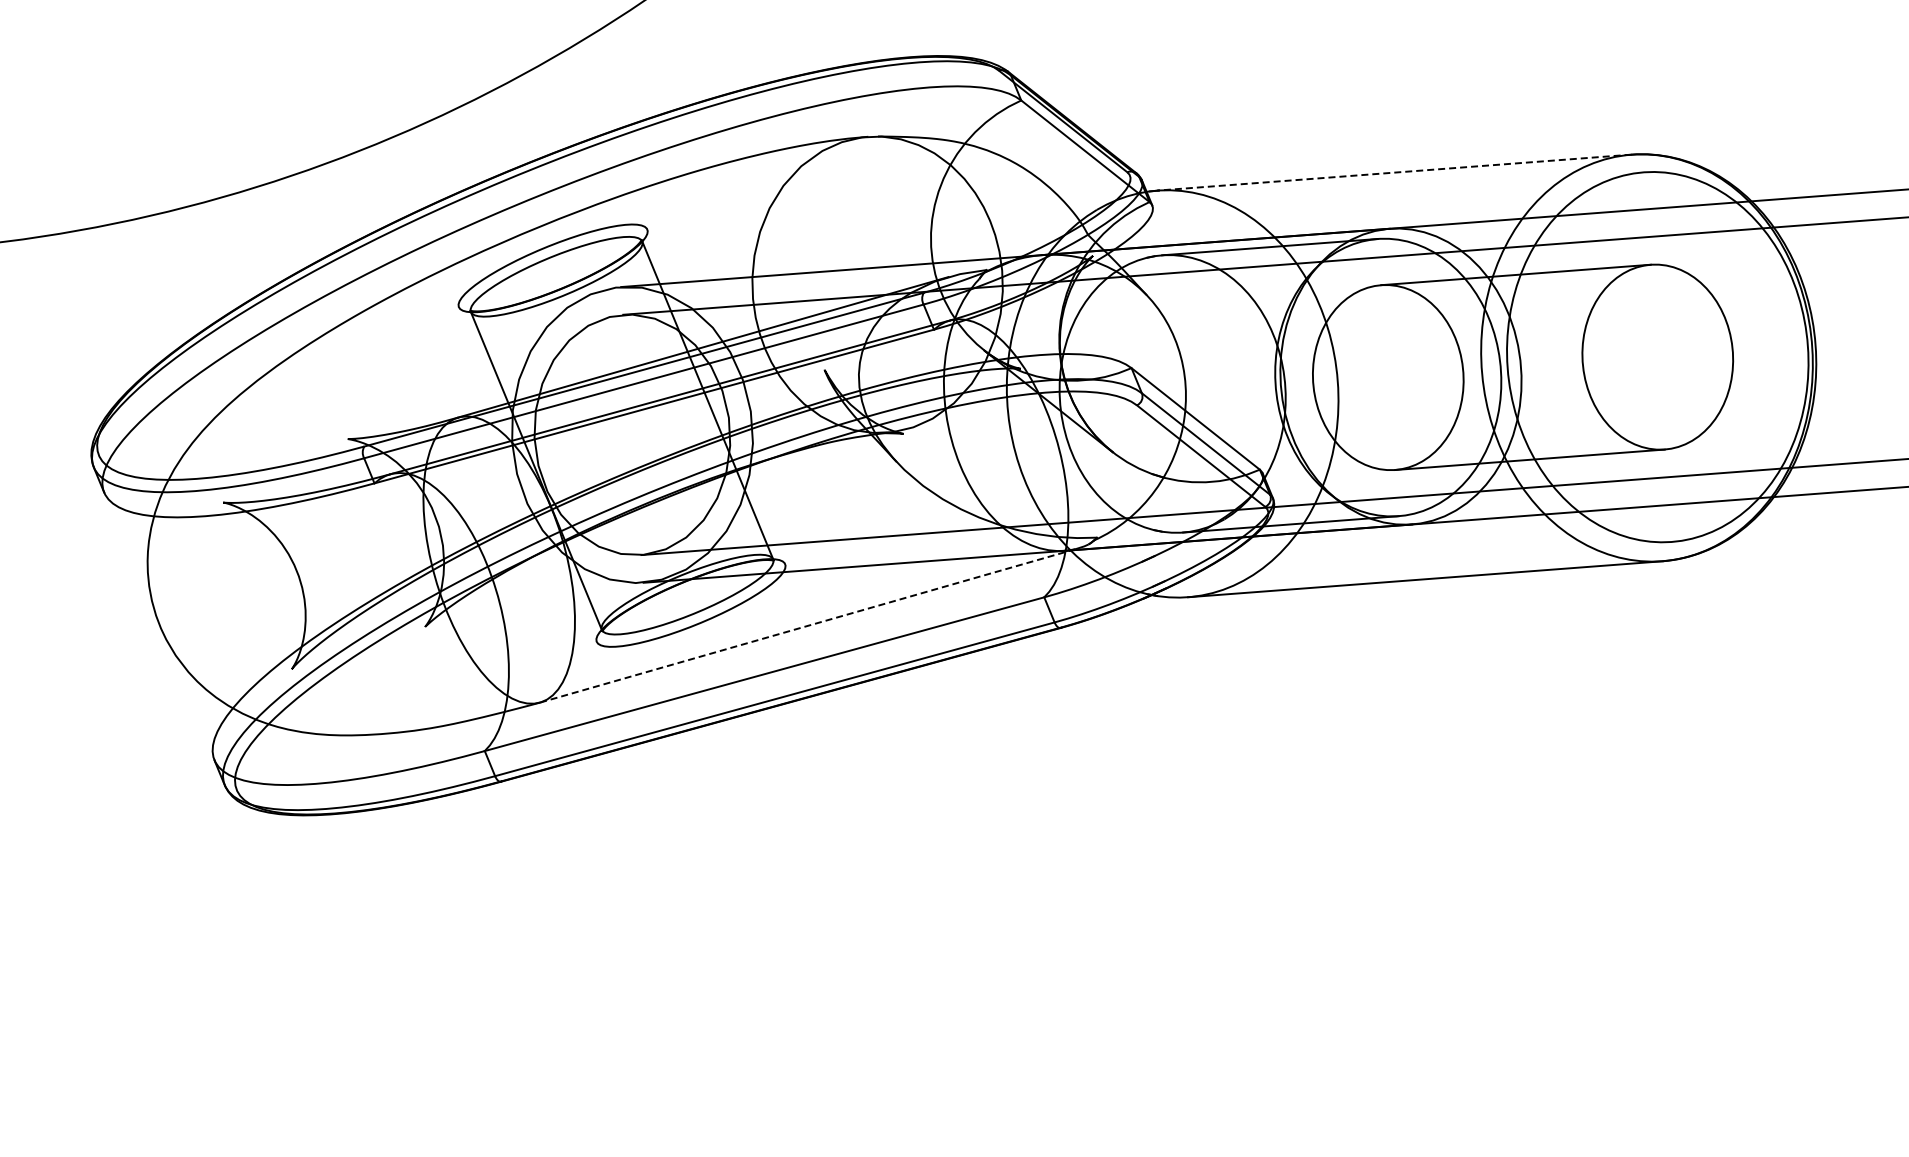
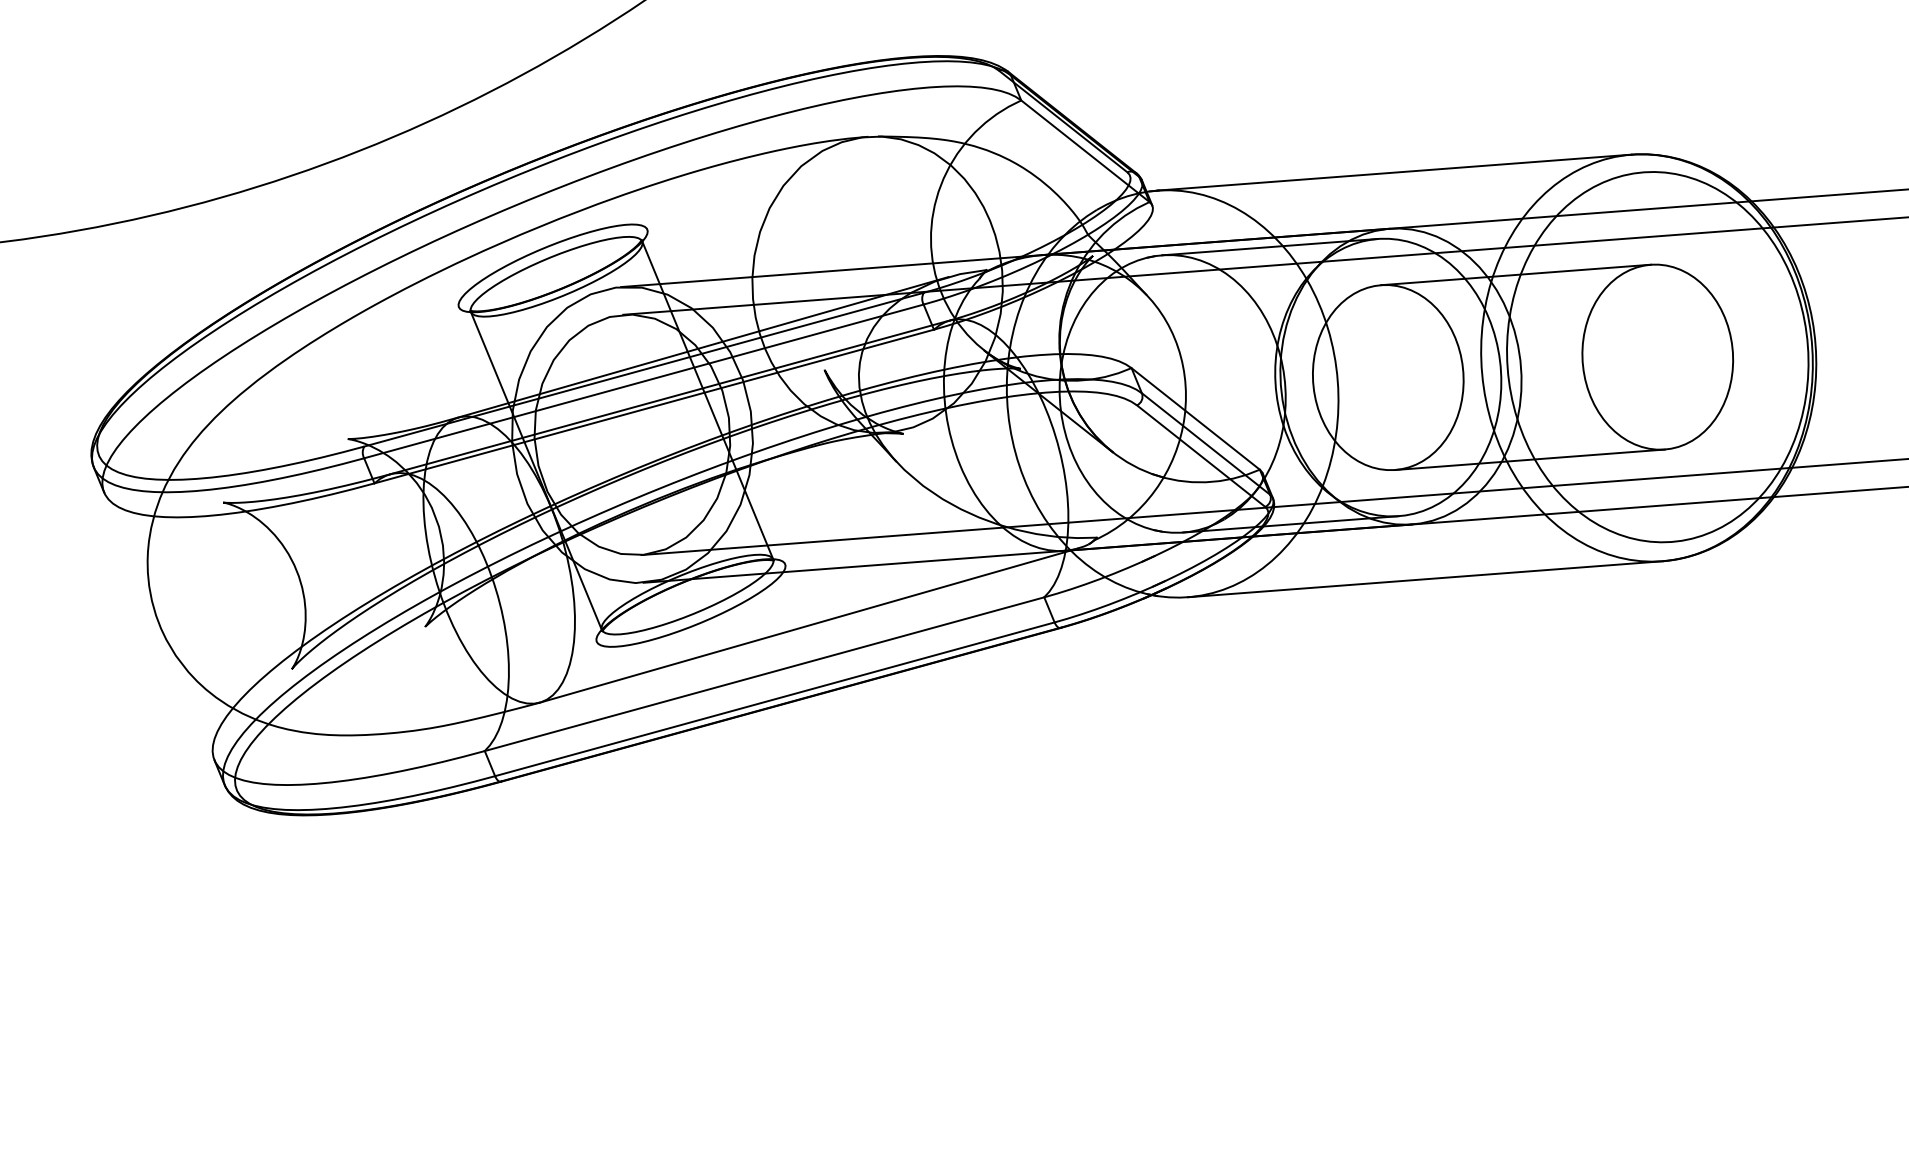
line: dashed -> solid (1394, 172)
line: dashed -> solid (809, 625)
